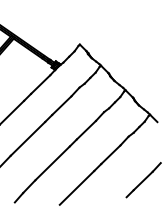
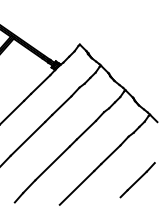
line position: (143, 180) -> (137, 180) (137, 180)
